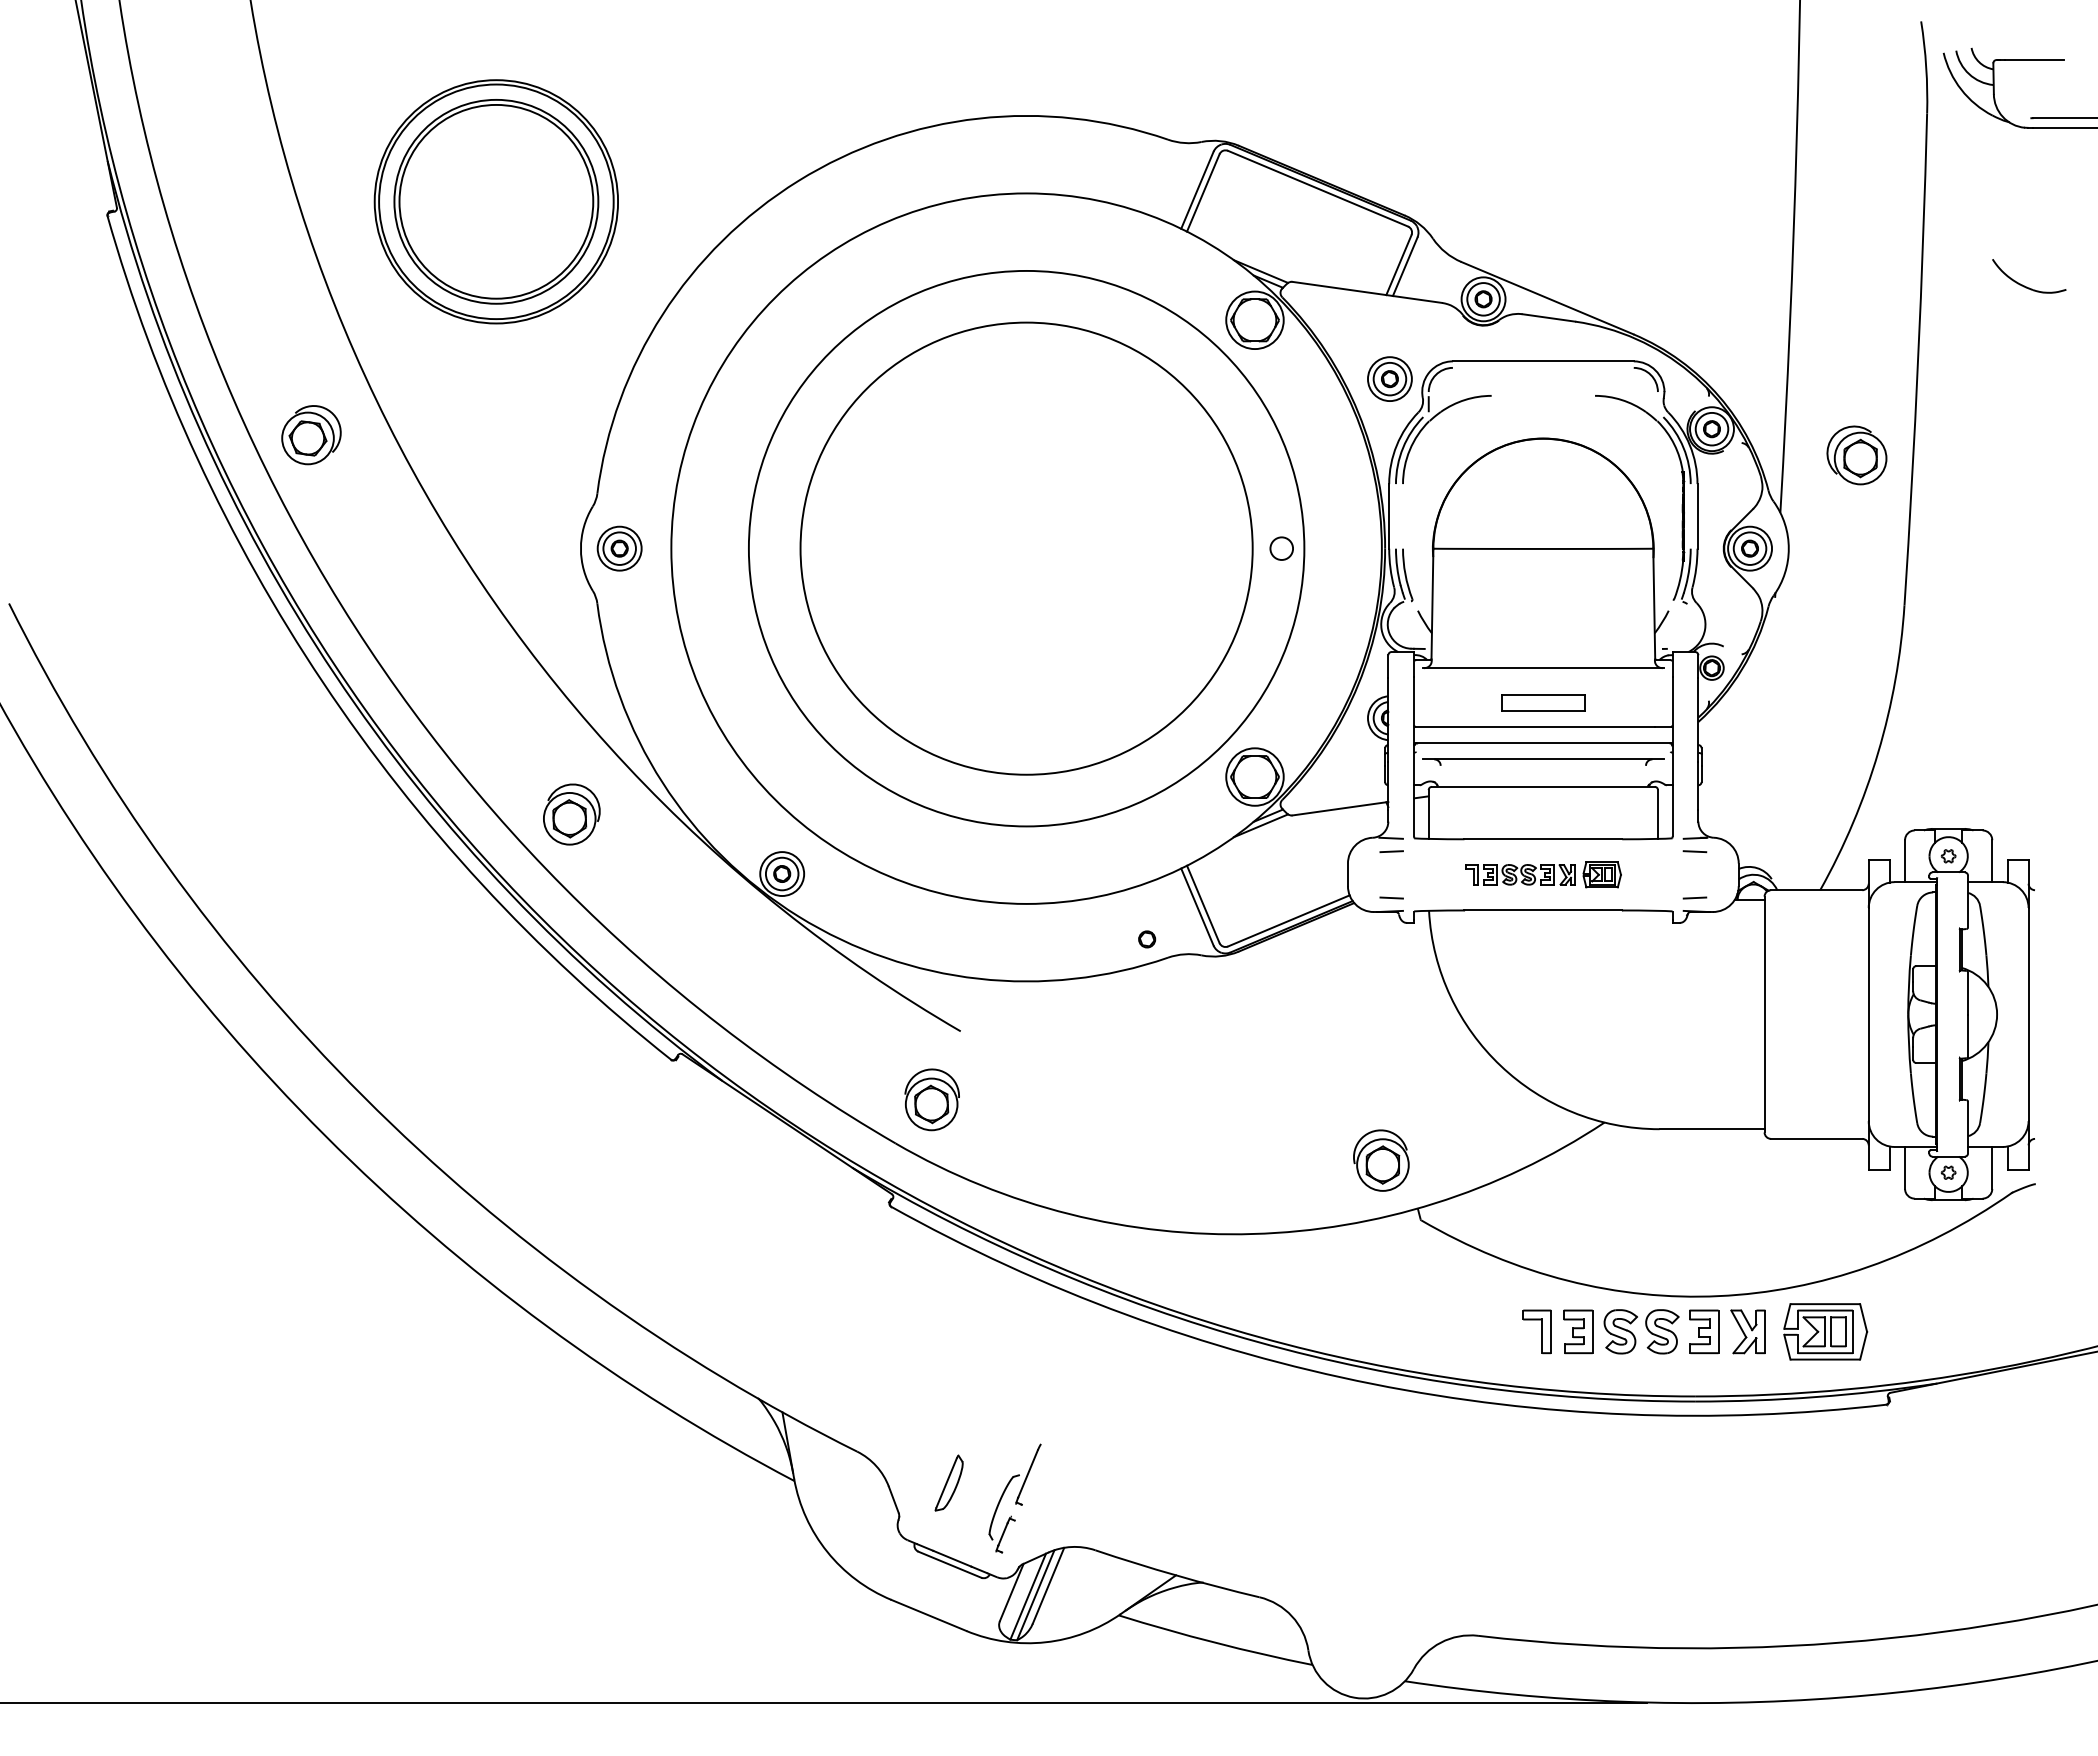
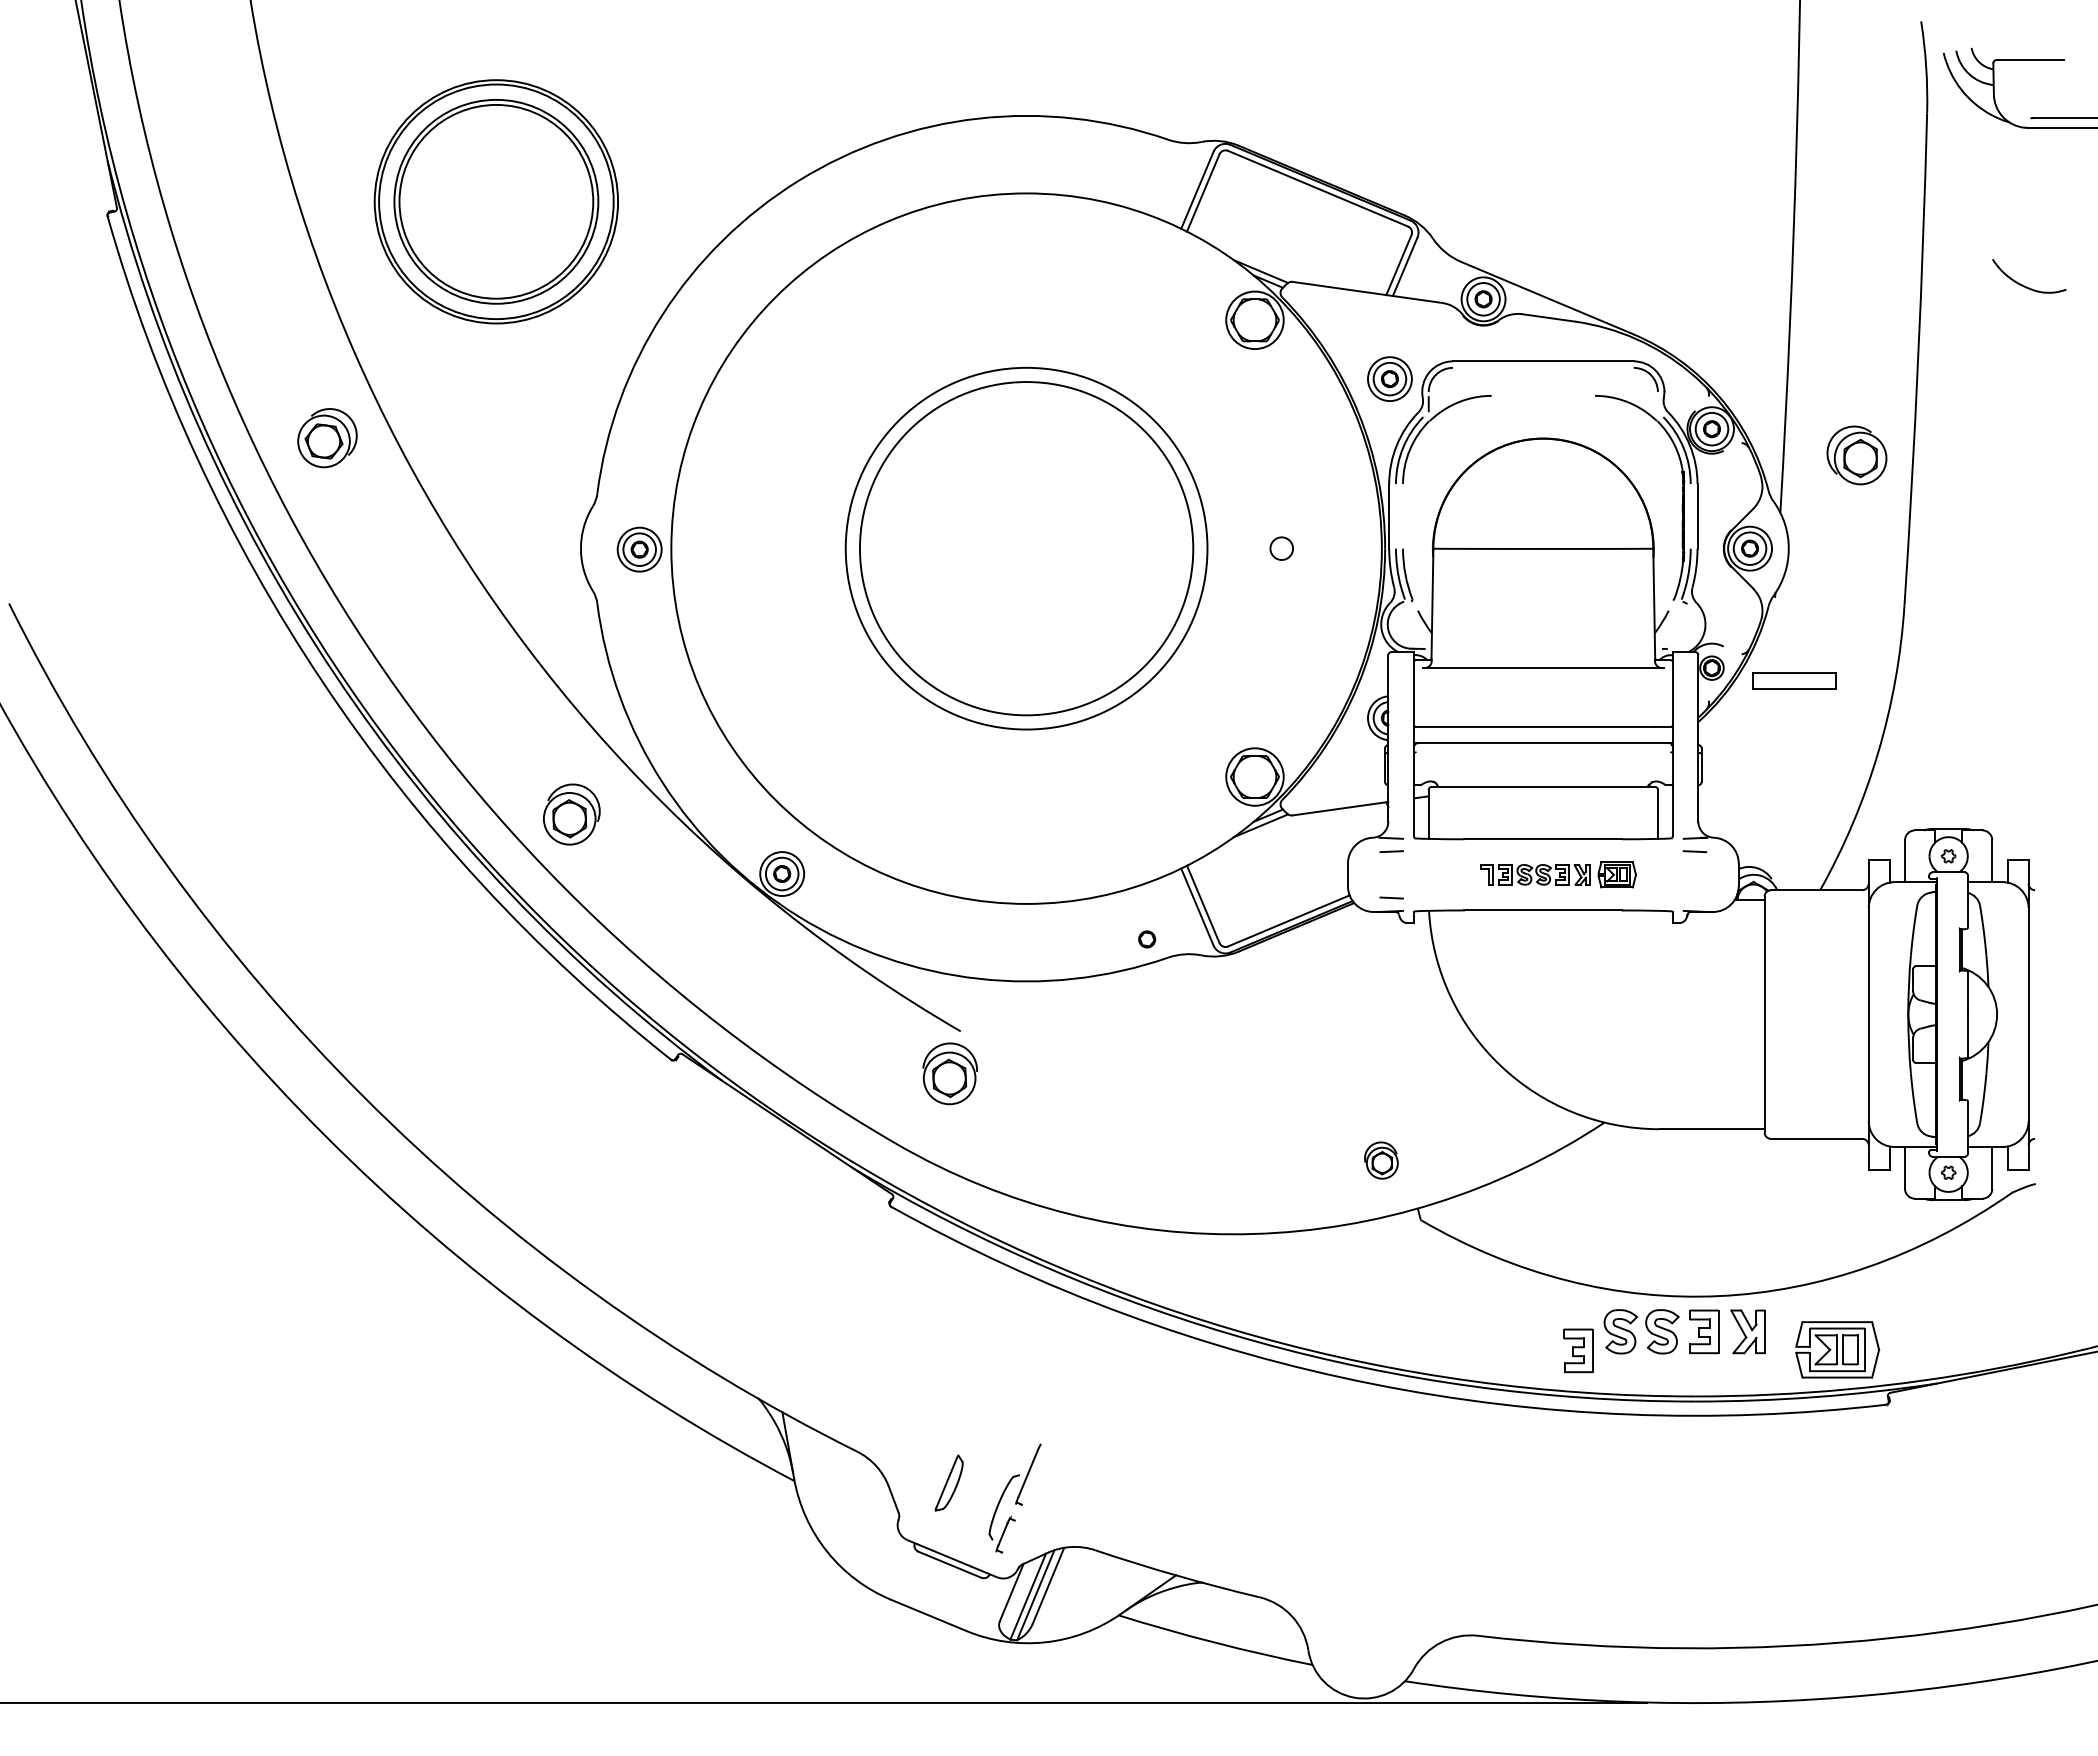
part position: (311, 435) -> (327, 438) (327, 438)
part position: (619, 548) -> (639, 549) (639, 549)
circle diameter: 452 px -> 362 px (1026, 548)
circle diameter: 555 px -> 333 px (1026, 548)
part position: (1543, 702) -> (1794, 680) (1794, 680)
part: present -> none (1543, 761)
part position: (1543, 874) -> (1558, 874) (1558, 874)
line: present -> none (1694, 897)
part position: (931, 1099) -> (949, 1073) (949, 1073)
part size: 57x63 px -> 35x39 px (1381, 1160)
part: present -> none (1536, 1331)
part position: (1578, 1331) -> (1578, 1350) (1578, 1350)
part position: (1825, 1331) -> (1837, 1349) (1837, 1349)
